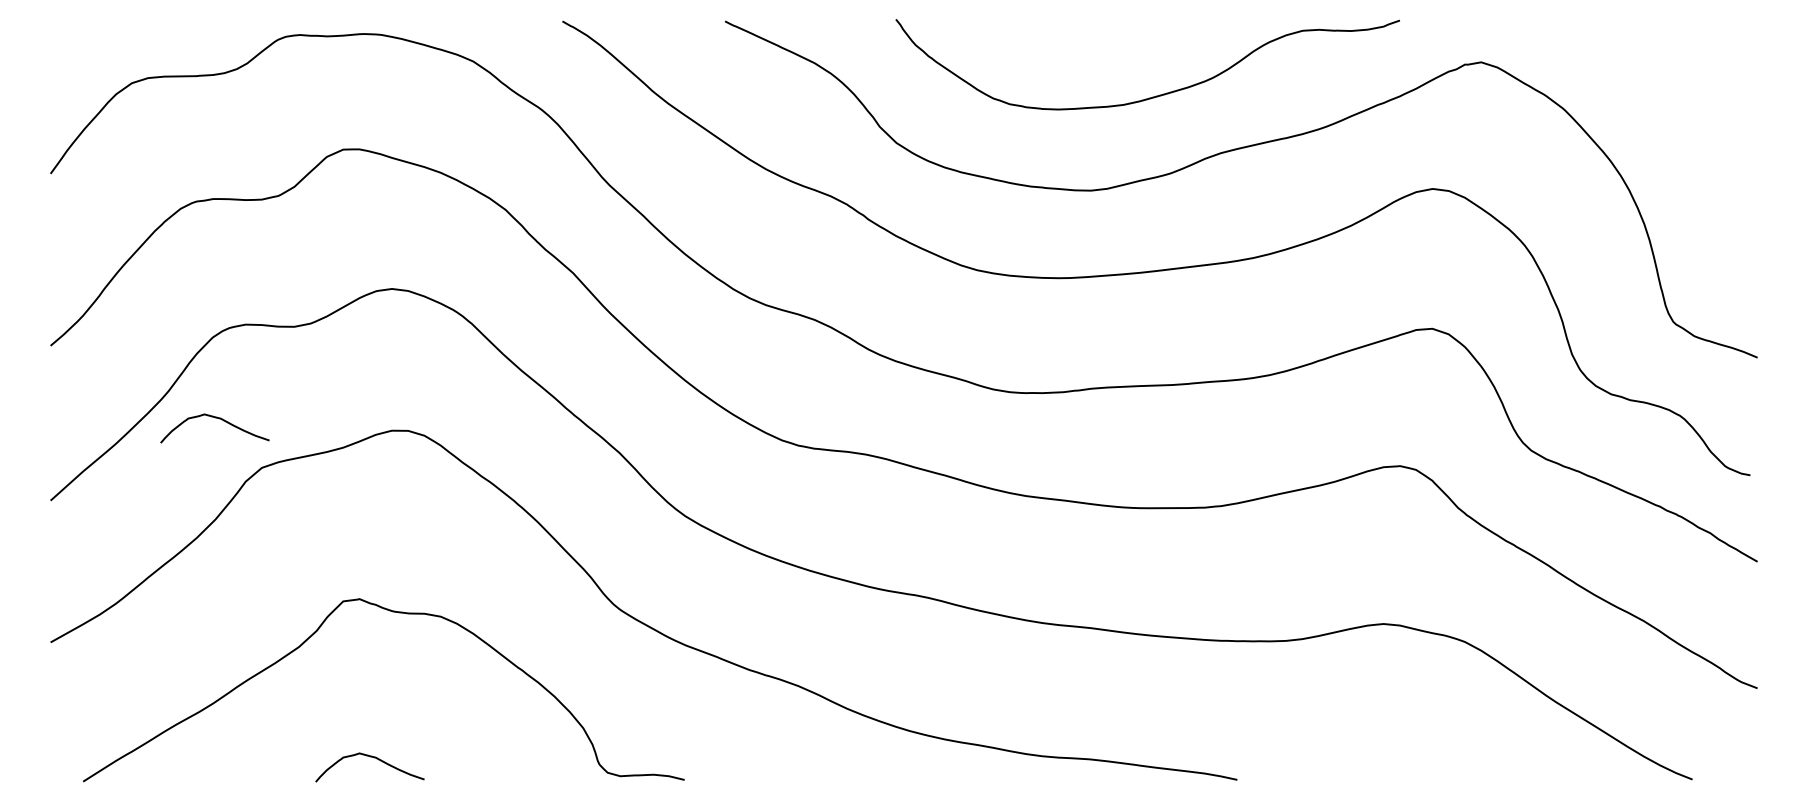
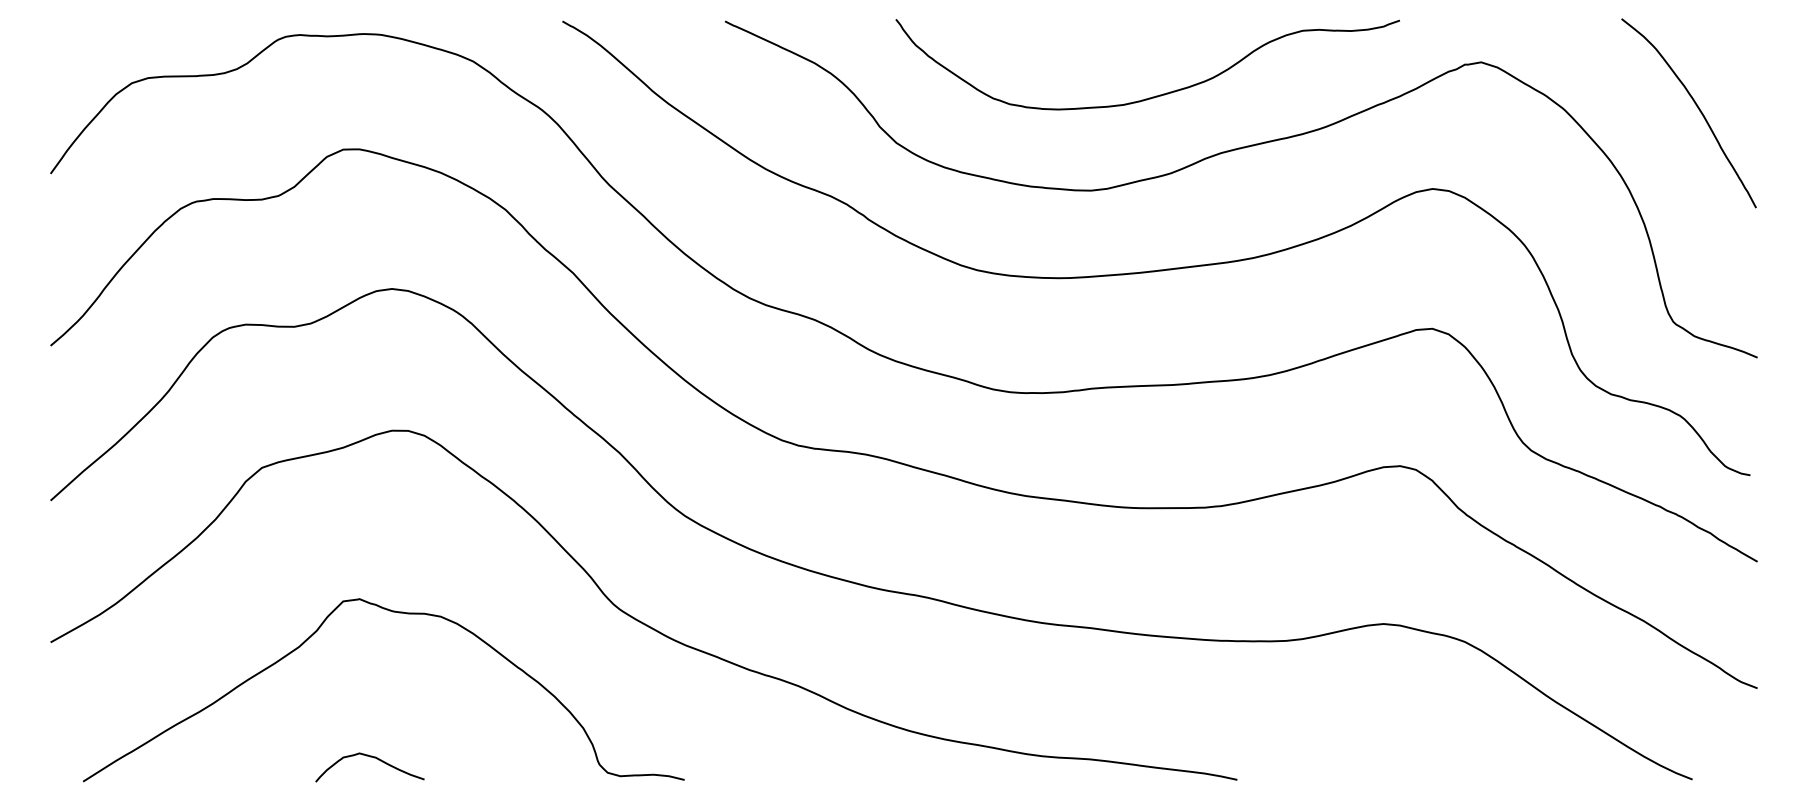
curve: none -> present (1697, 108)
curve: present -> none (215, 418)
